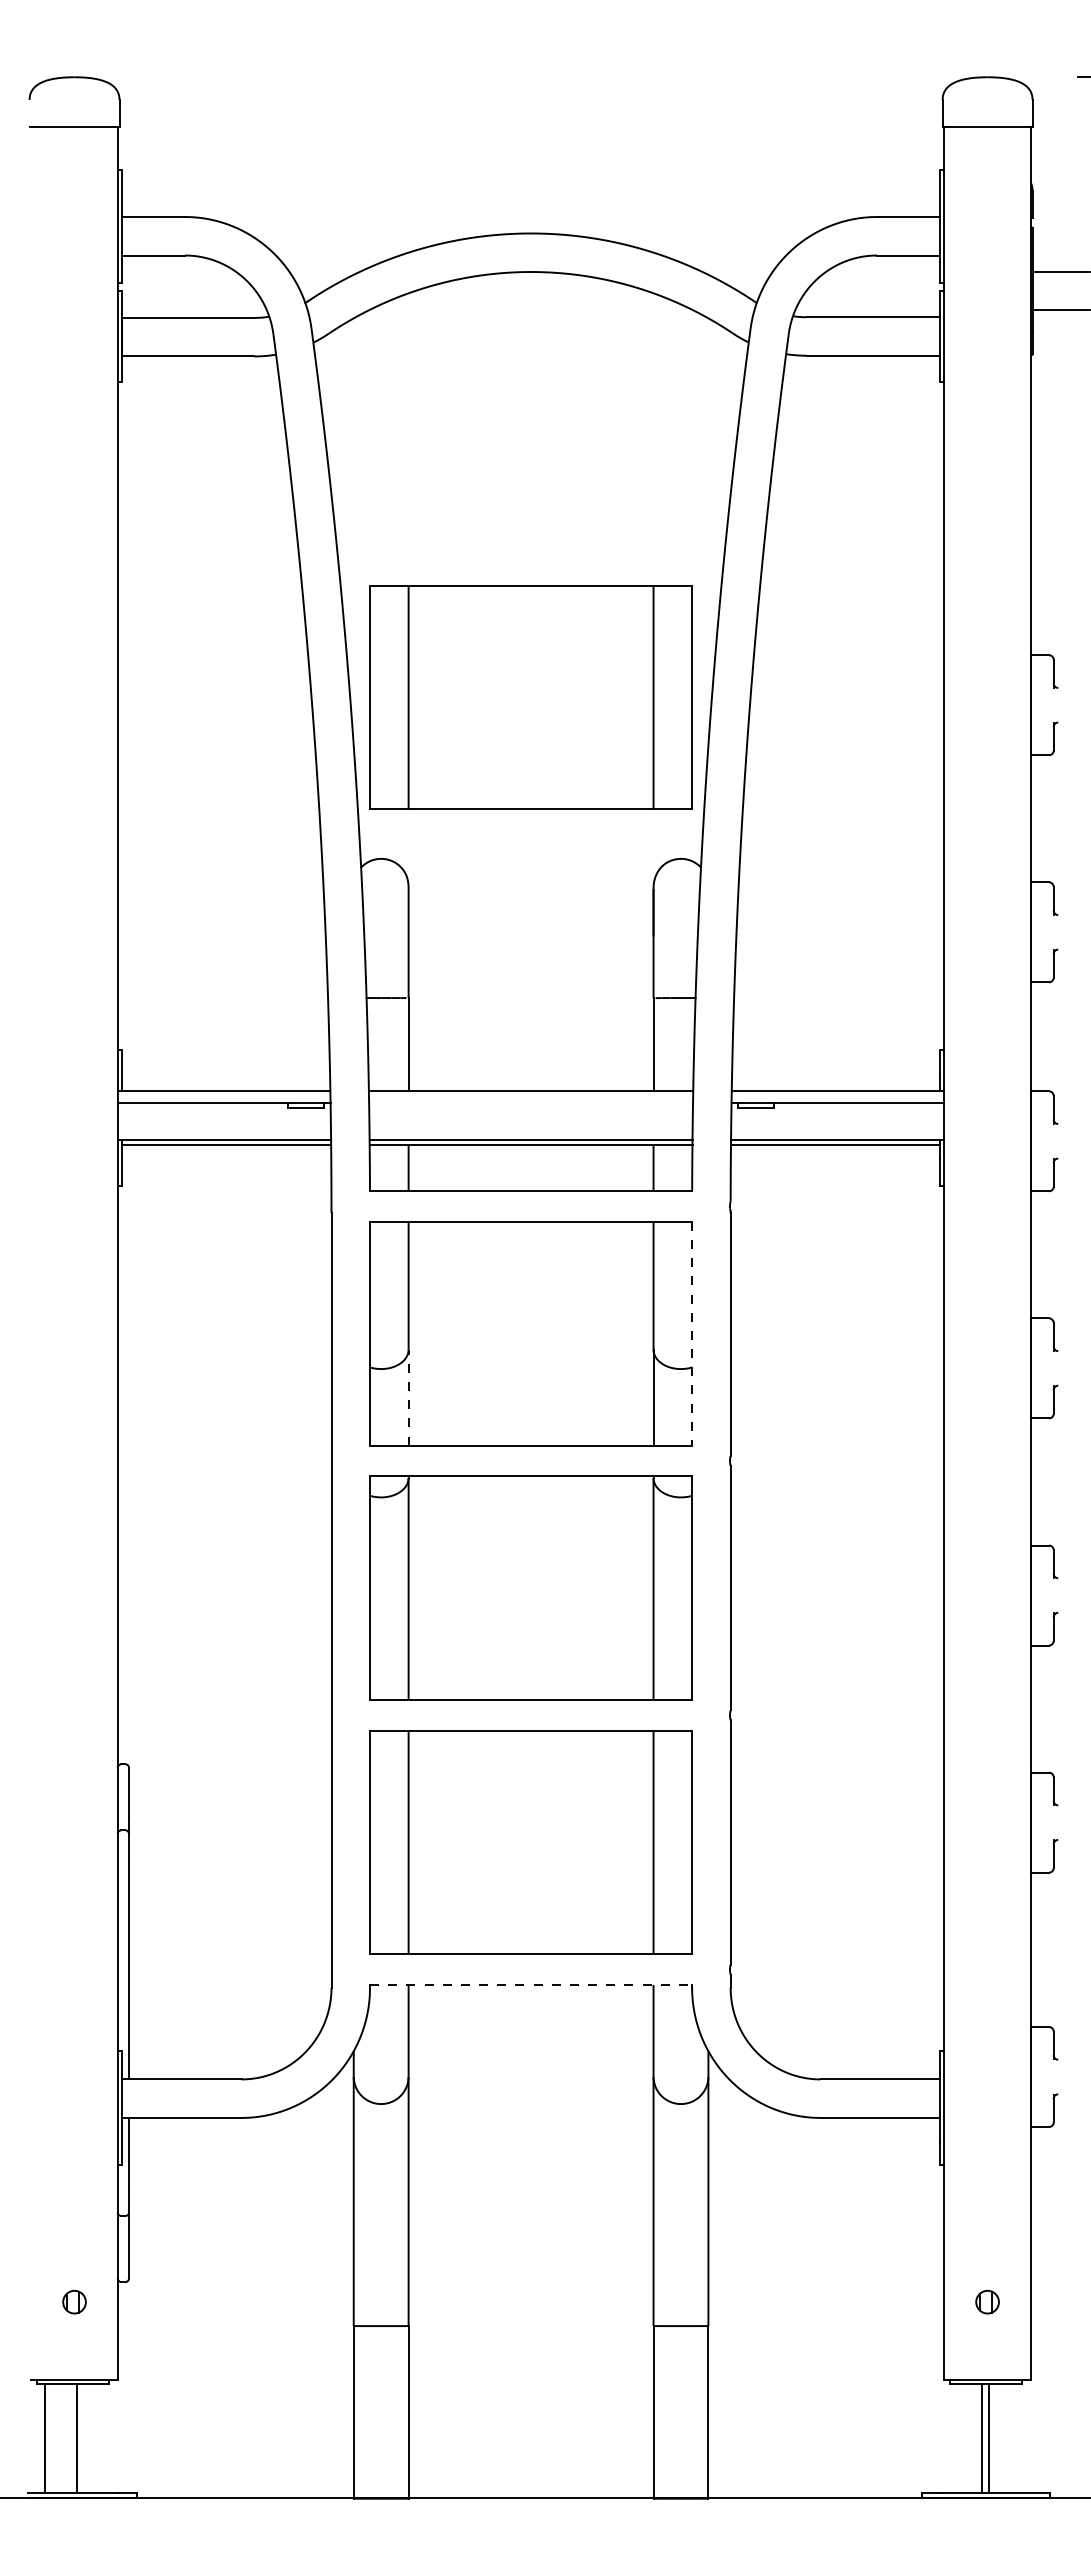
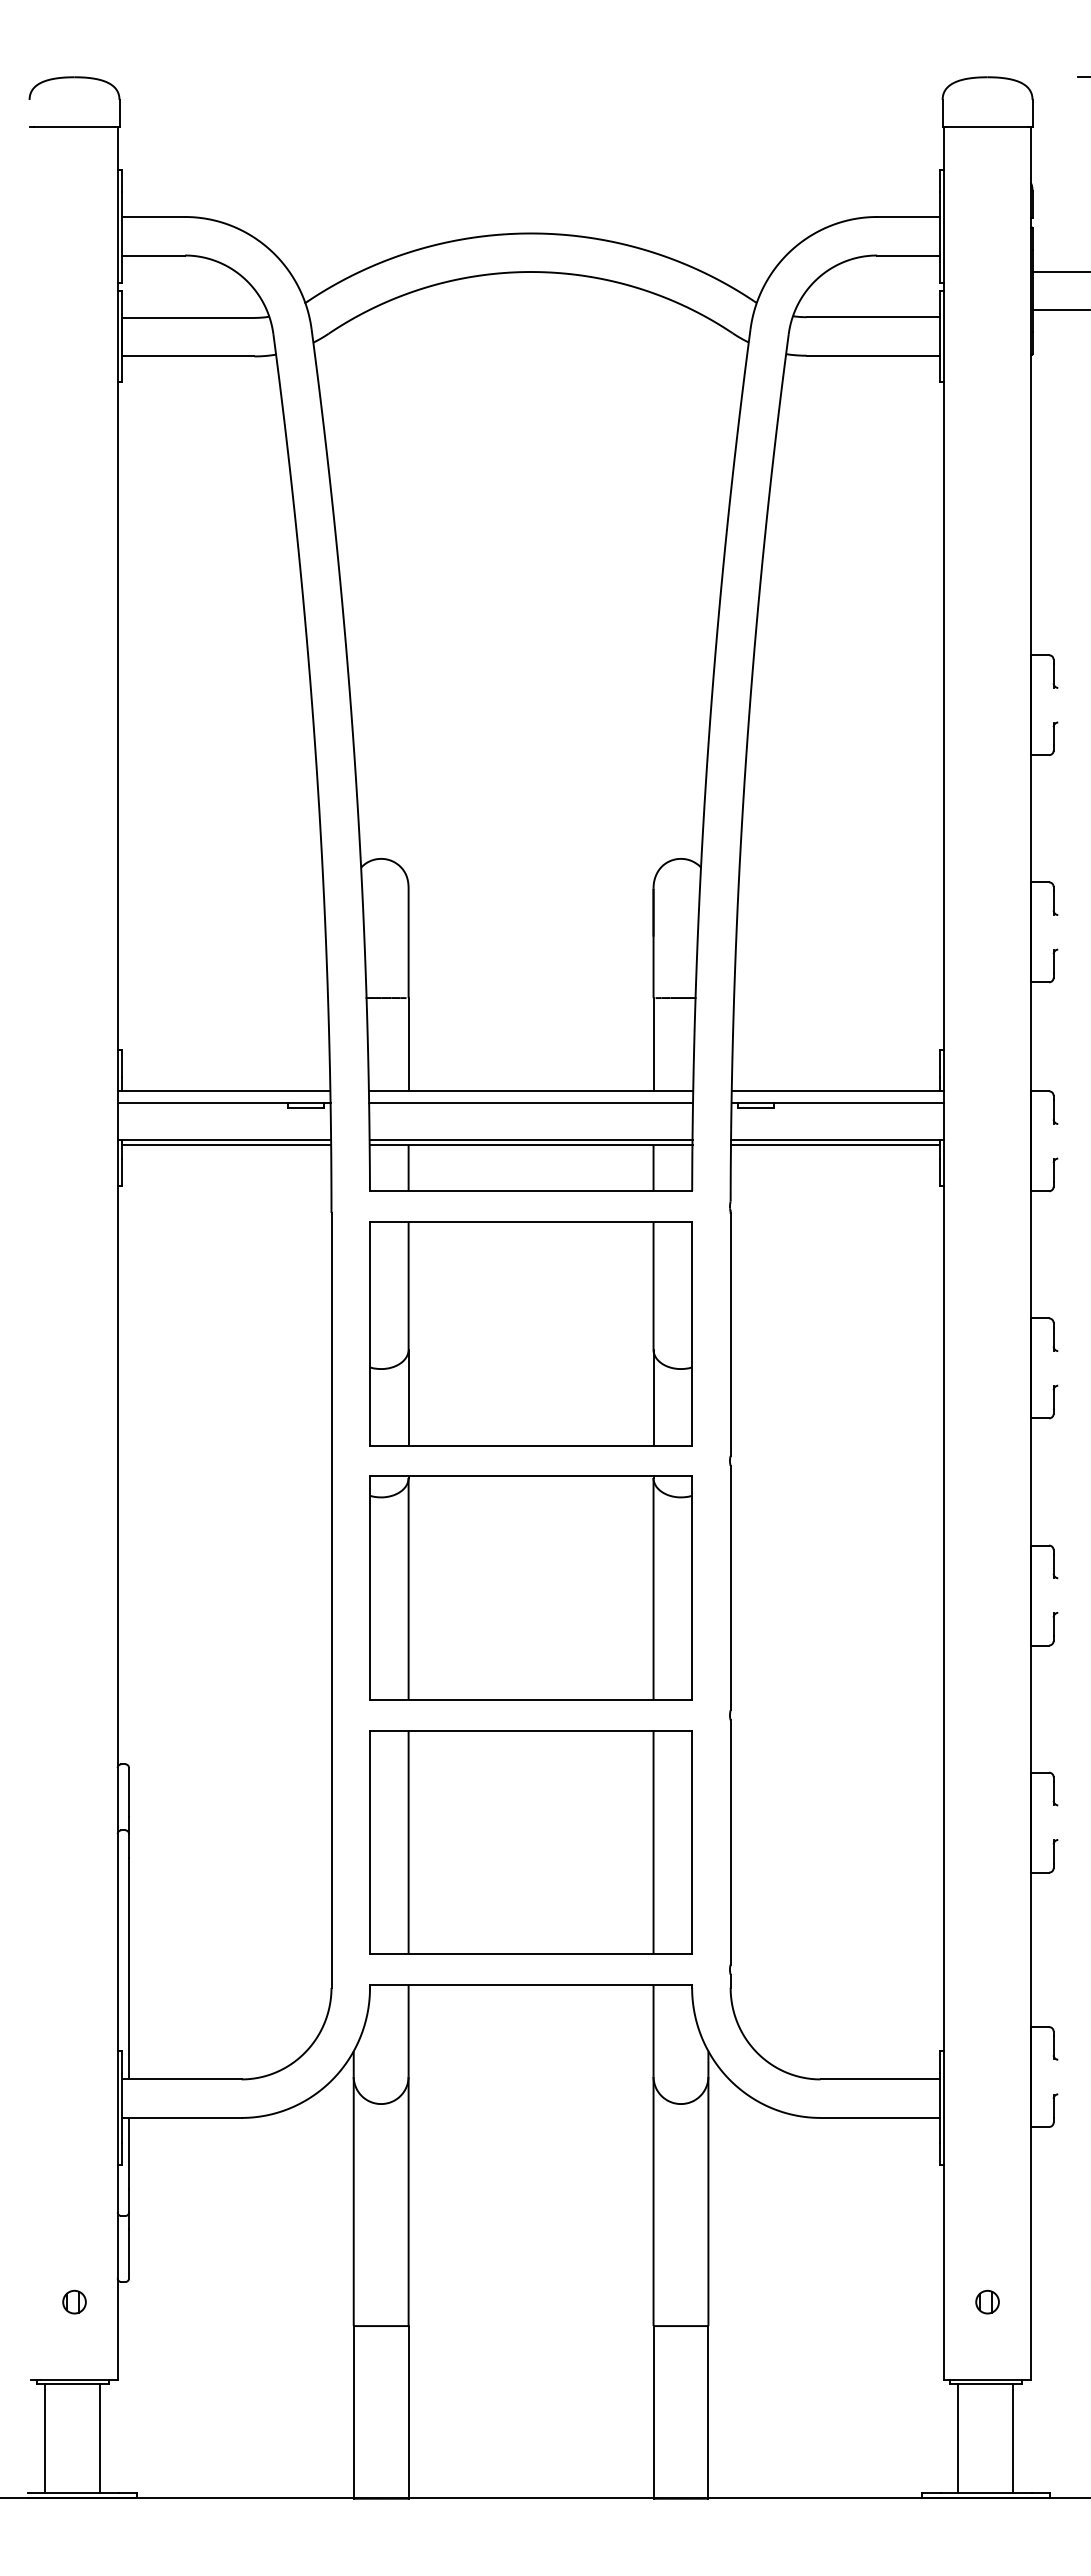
part: present -> none (530, 697)
line: none -> present (531, 1103)
line: dashed -> solid (692, 1333)
line: dashed -> solid (408, 1397)
line: dashed -> solid (531, 1984)
line position: (77, 2437) -> (100, 2437) (100, 2437)
line position: (982, 2437) -> (958, 2437) (958, 2437)
line position: (989, 2437) -> (1013, 2437) (1013, 2437)
